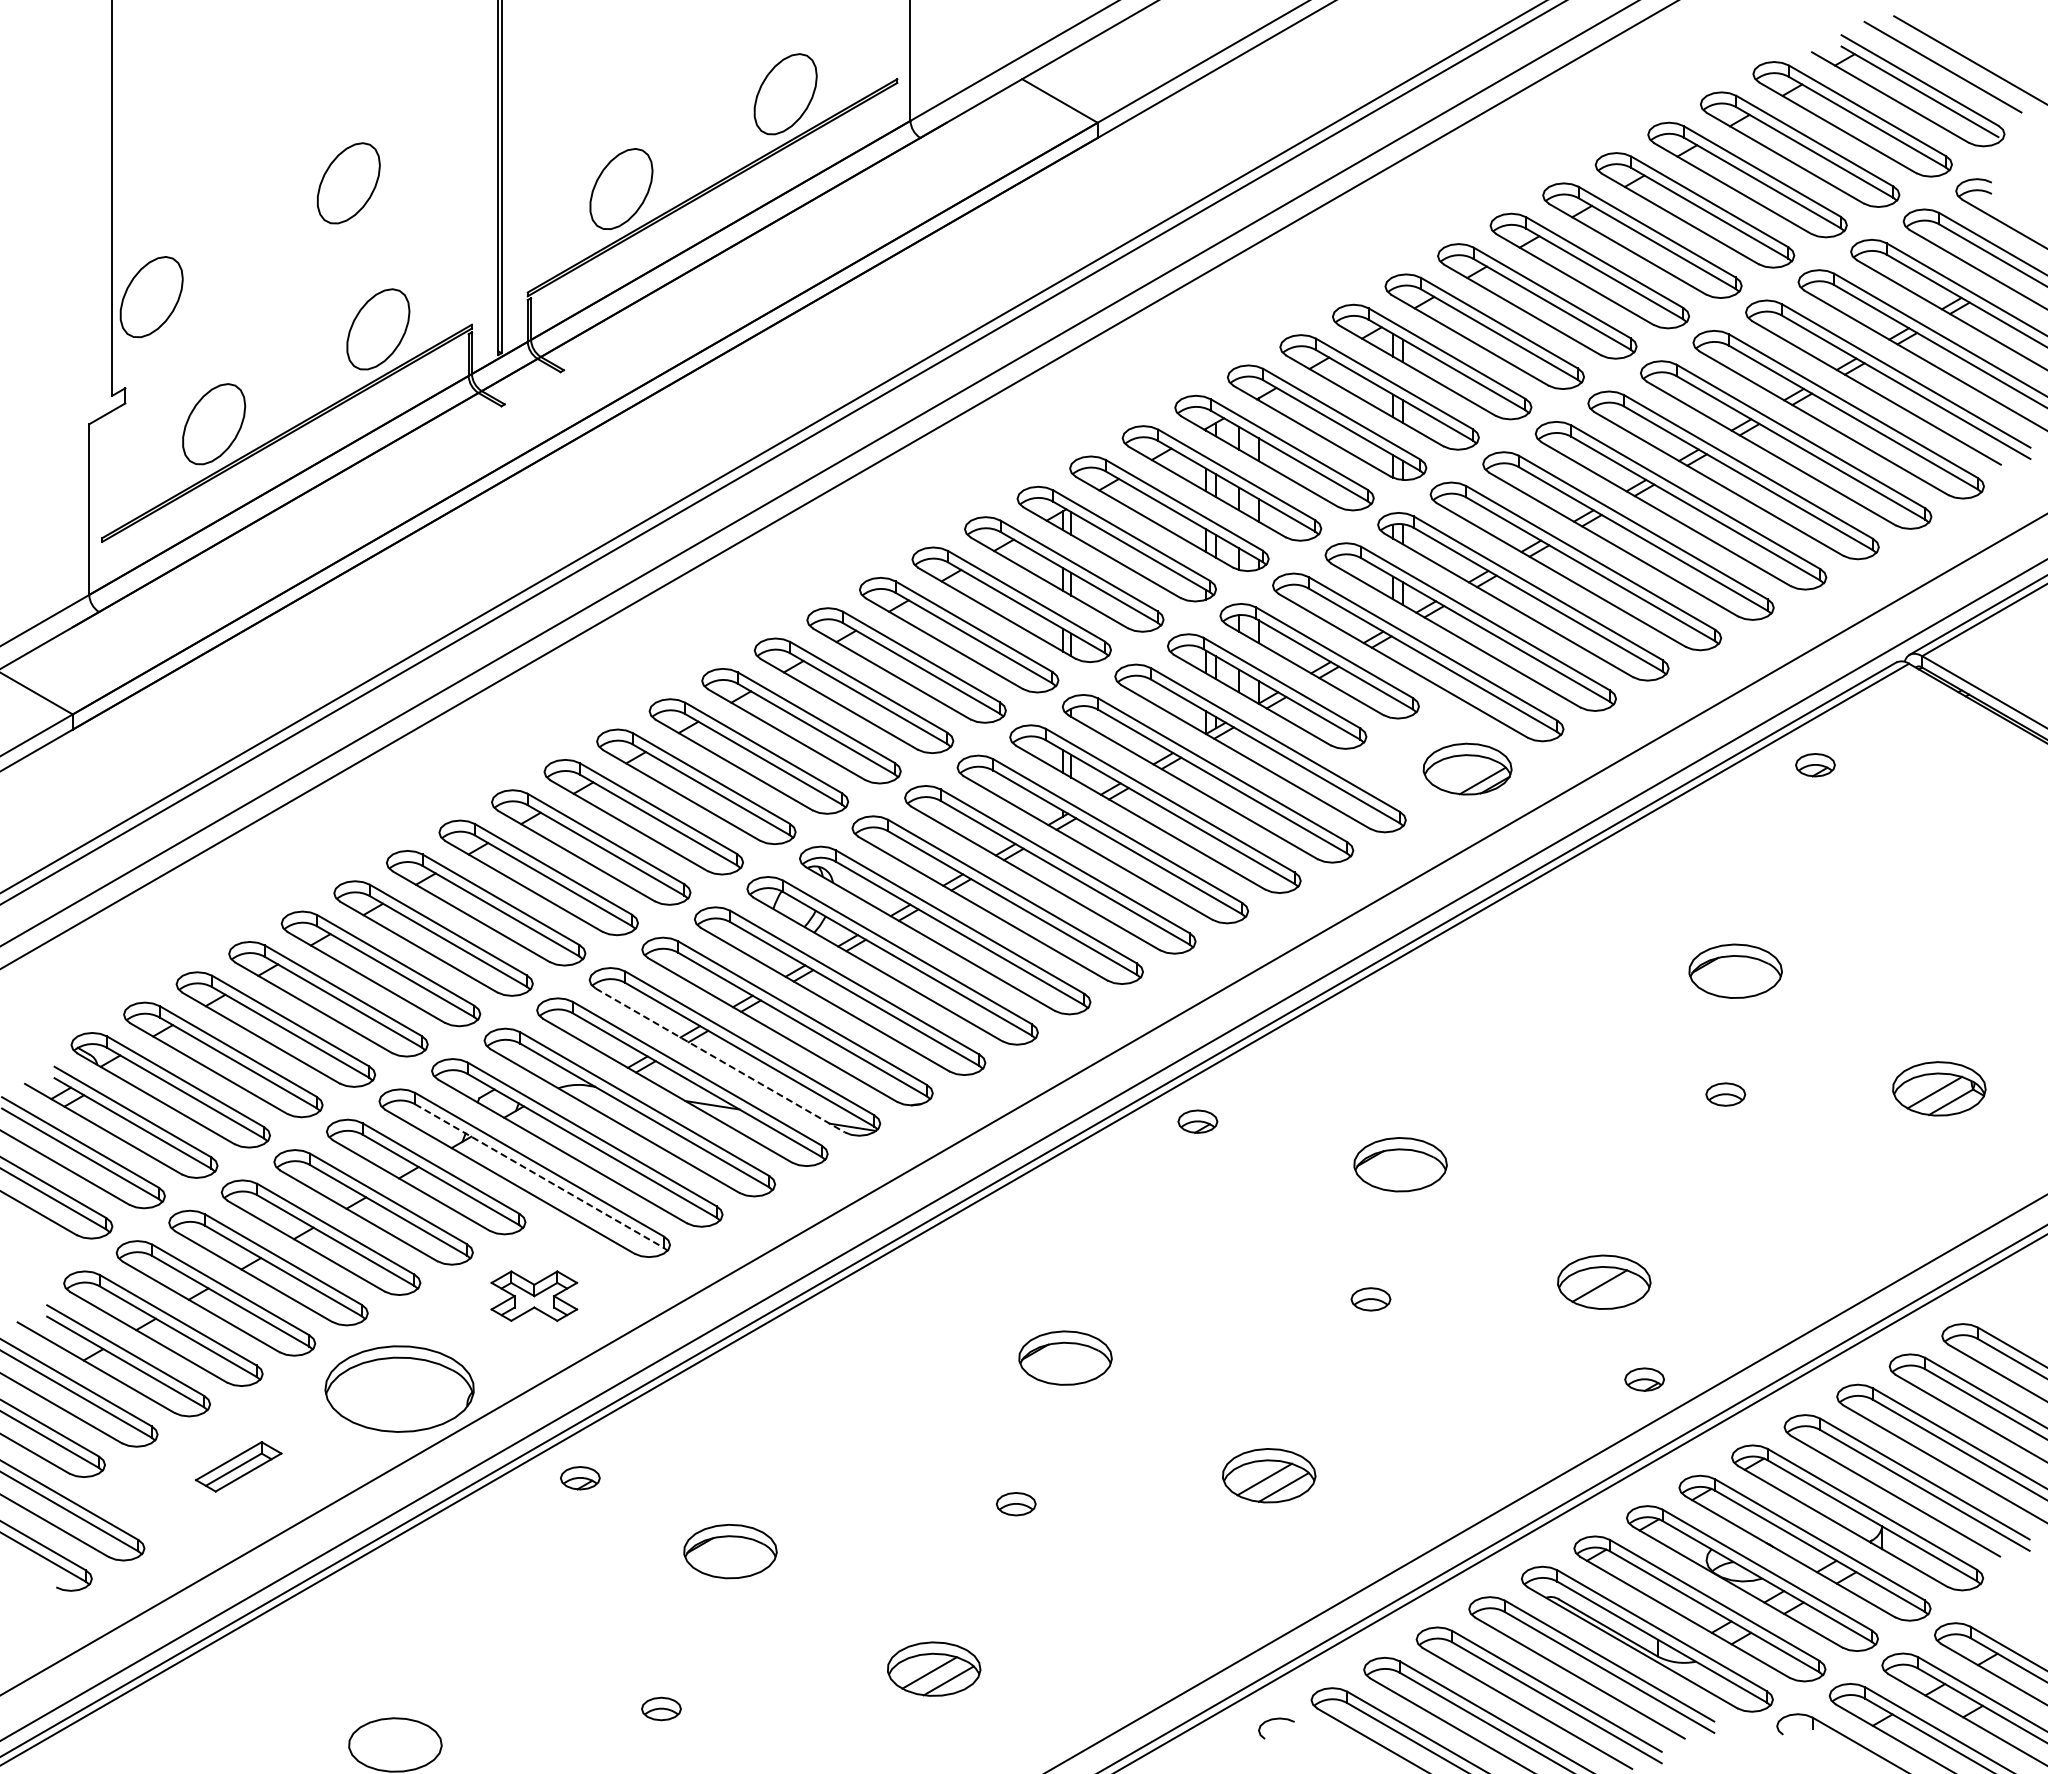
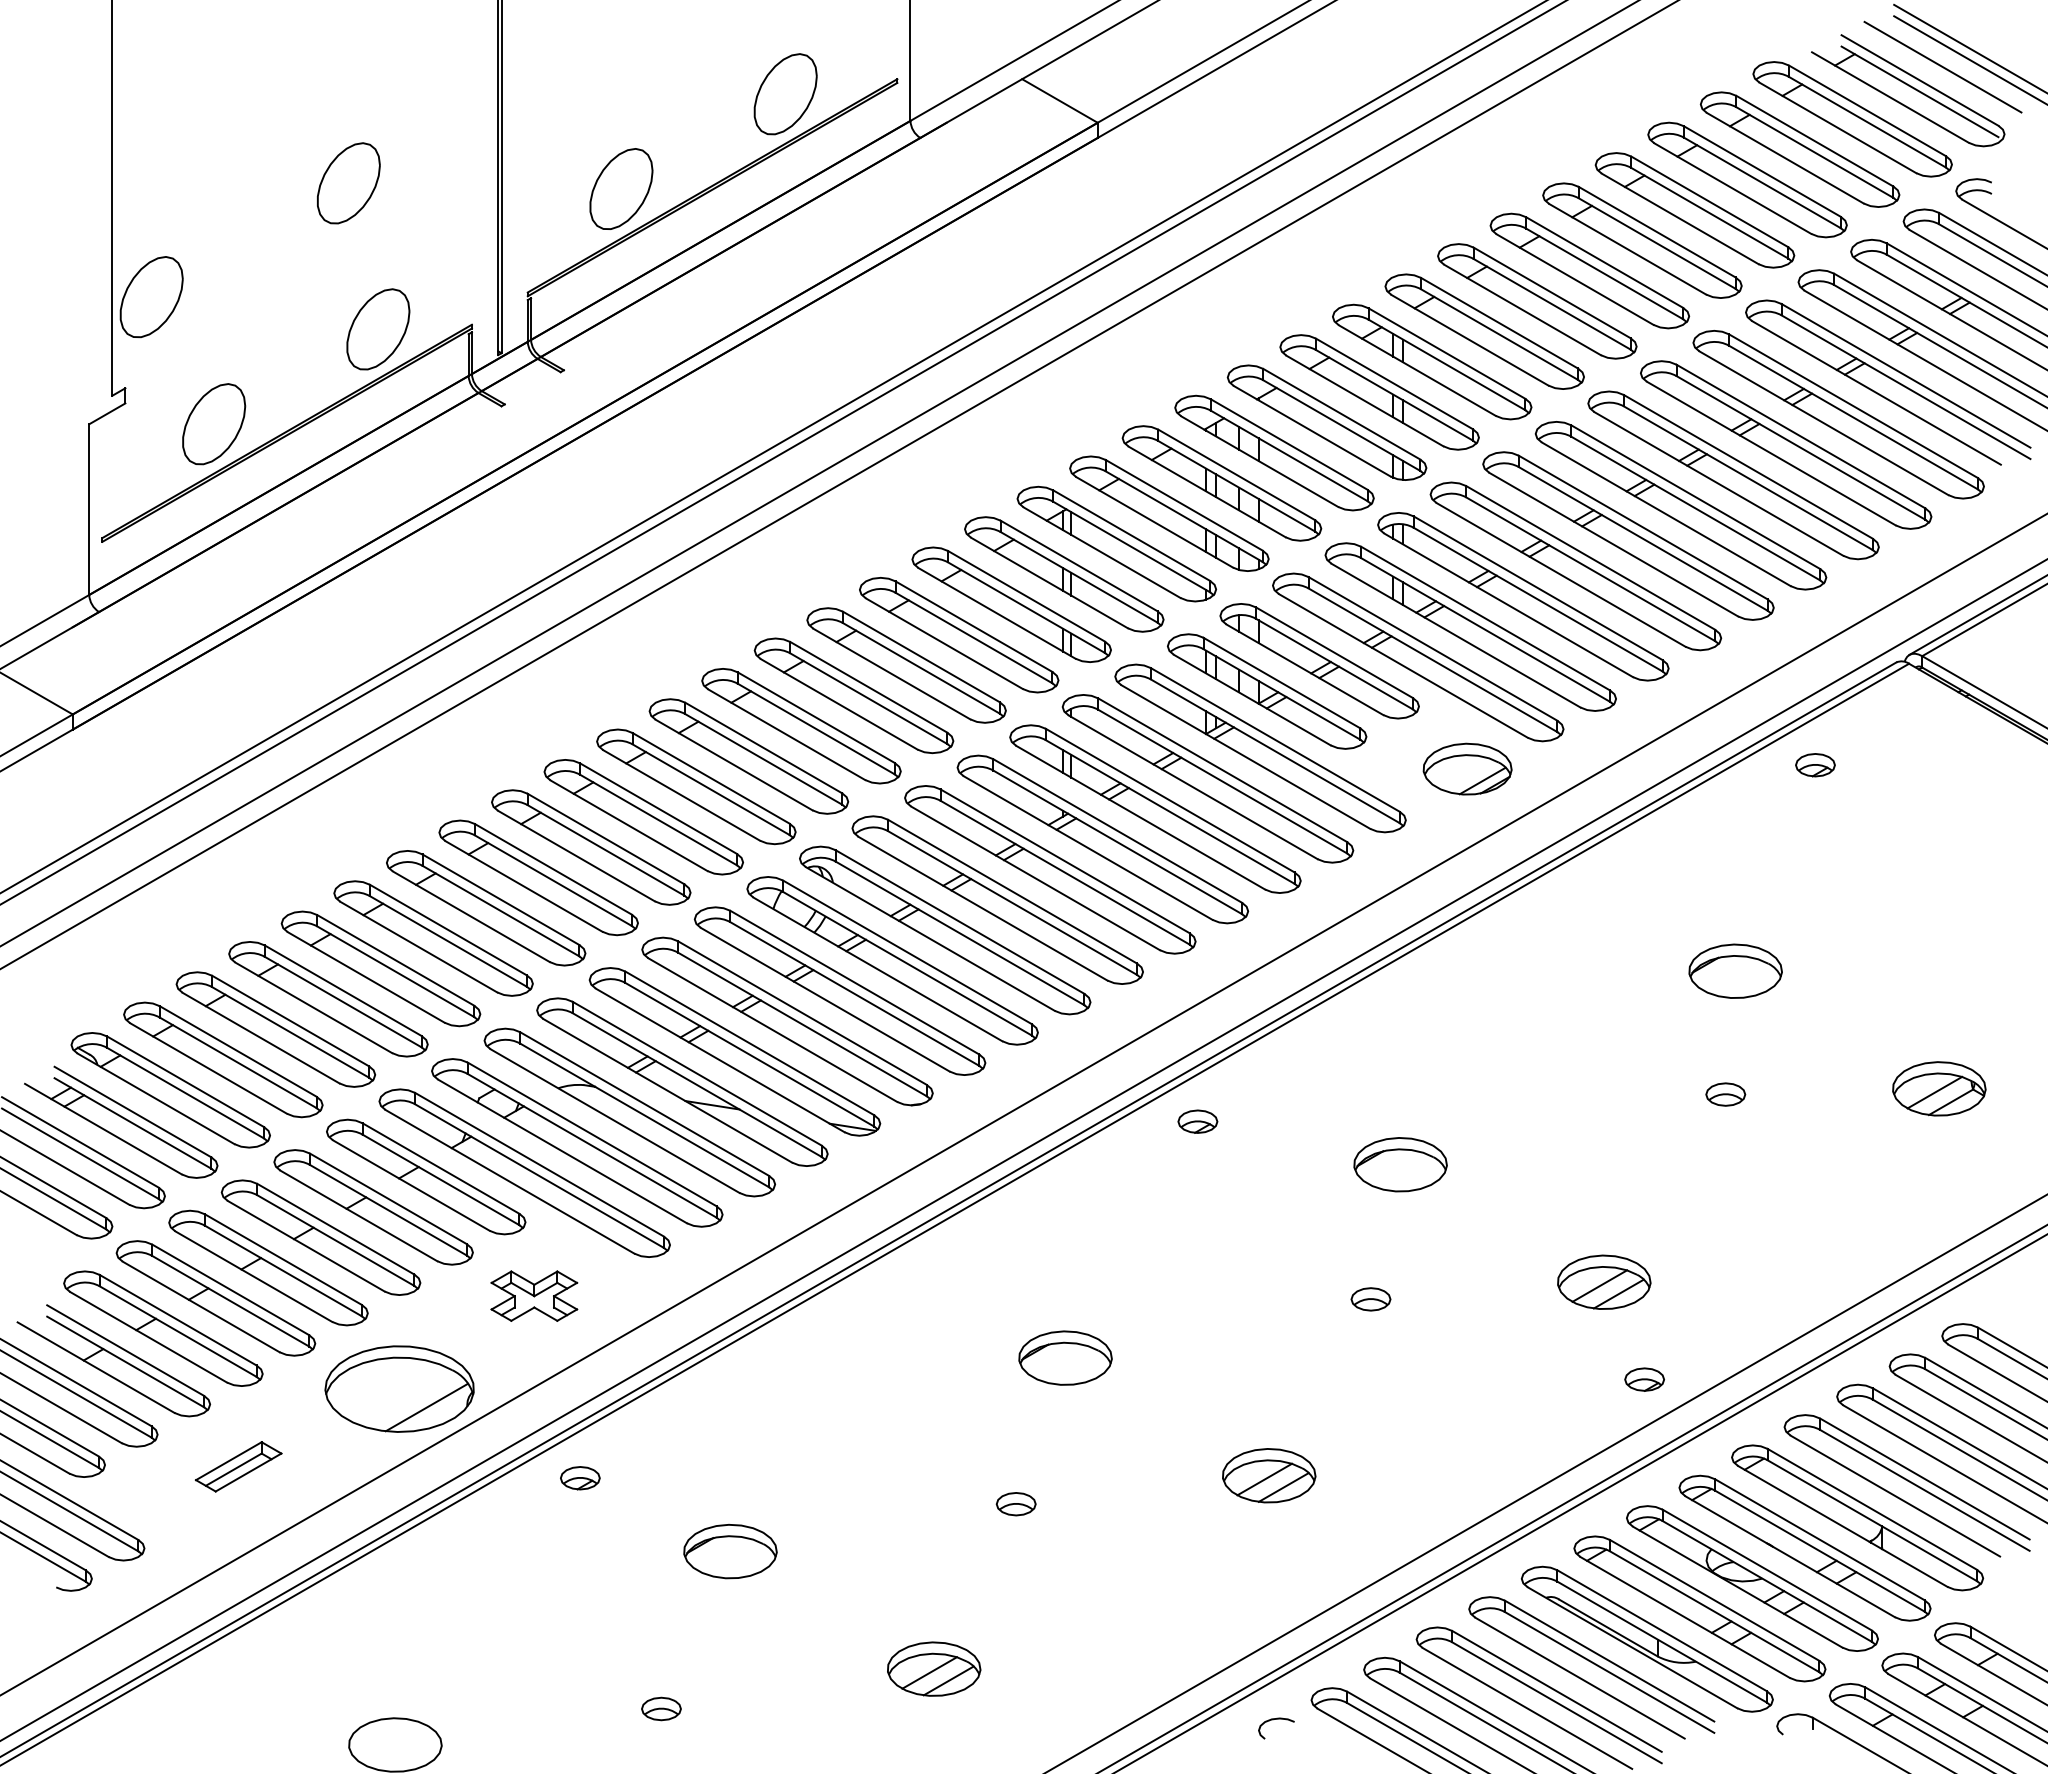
line: none -> present (1969, 47)
line: dashed -> solid (720, 1060)
line: dashed -> solid (539, 1176)
line: none -> present (1618, 1293)
line: none -> present (426, 1407)
